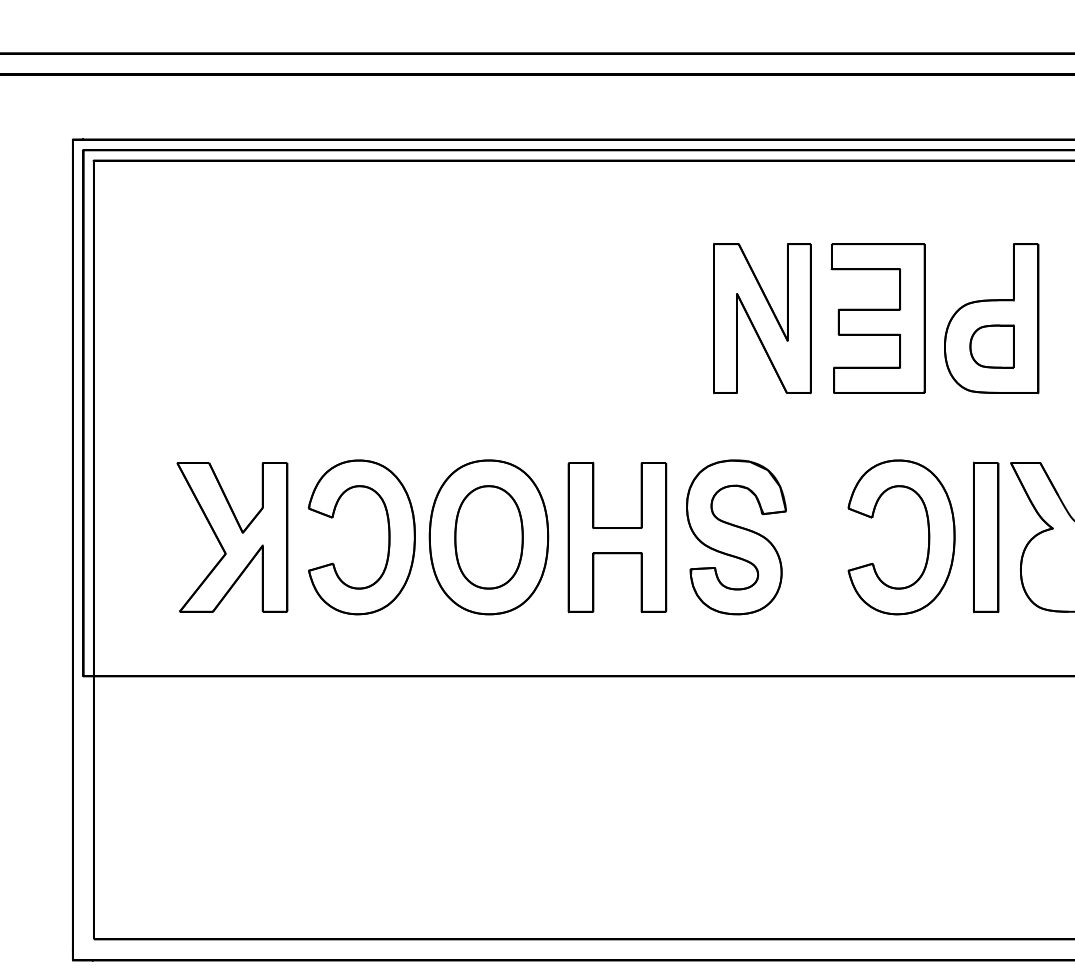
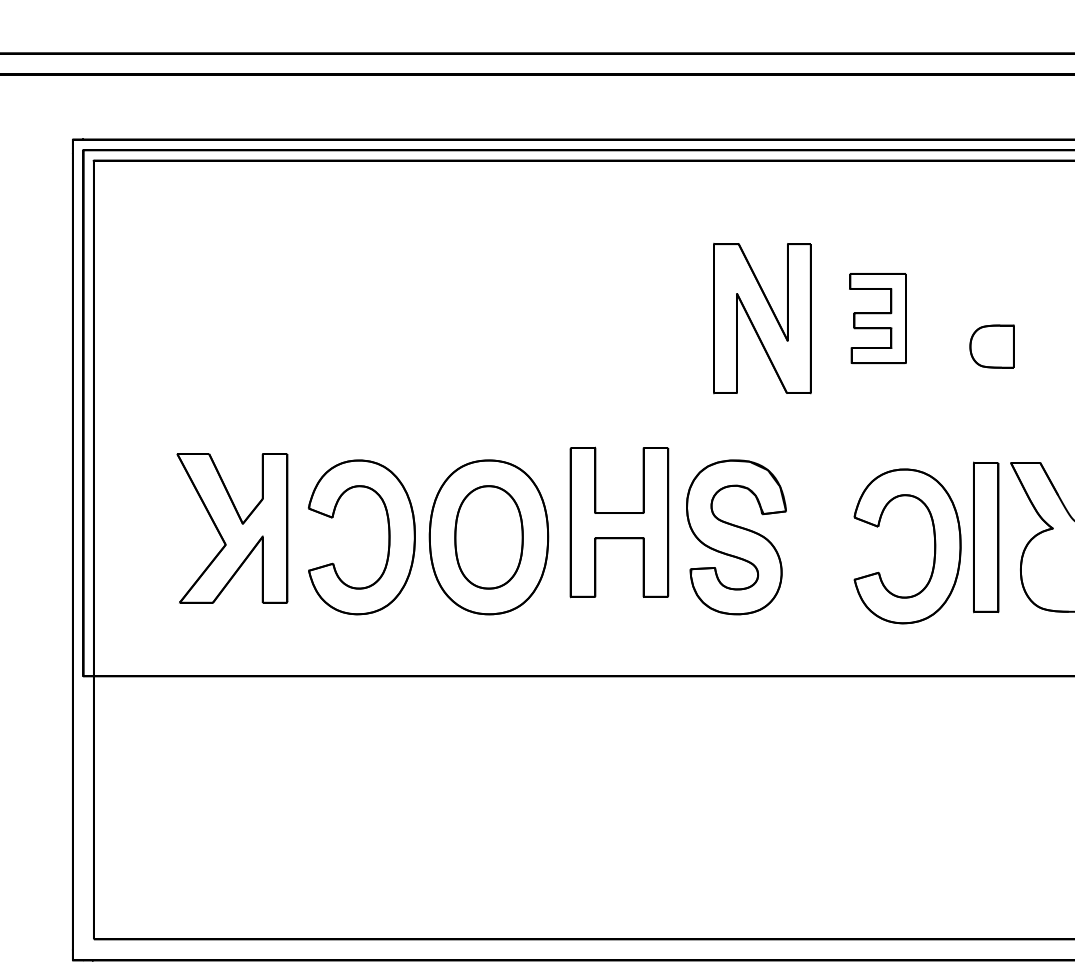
part size: 96x151 px -> 58x91 px (877, 318)
part: present -> none (991, 318)
part position: (232, 537) -> (232, 528) (232, 528)
part position: (617, 537) -> (619, 522) (619, 522)
part position: (928, 537) -> (934, 546) (934, 546)
